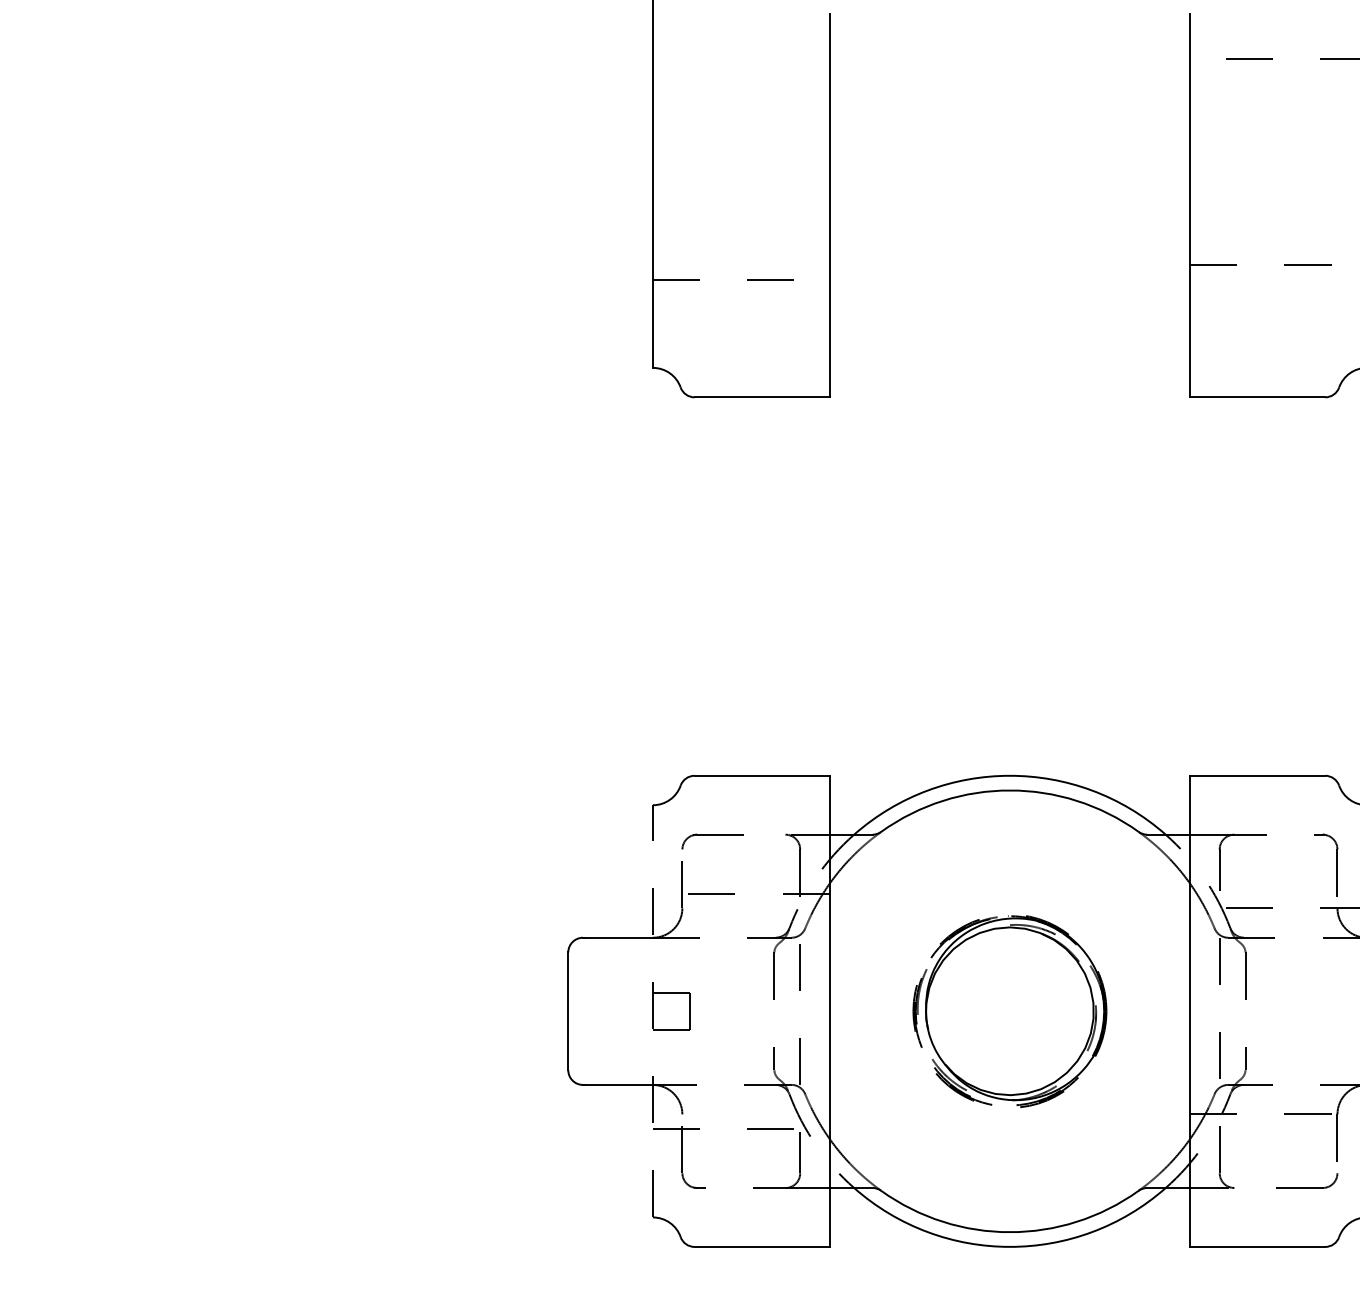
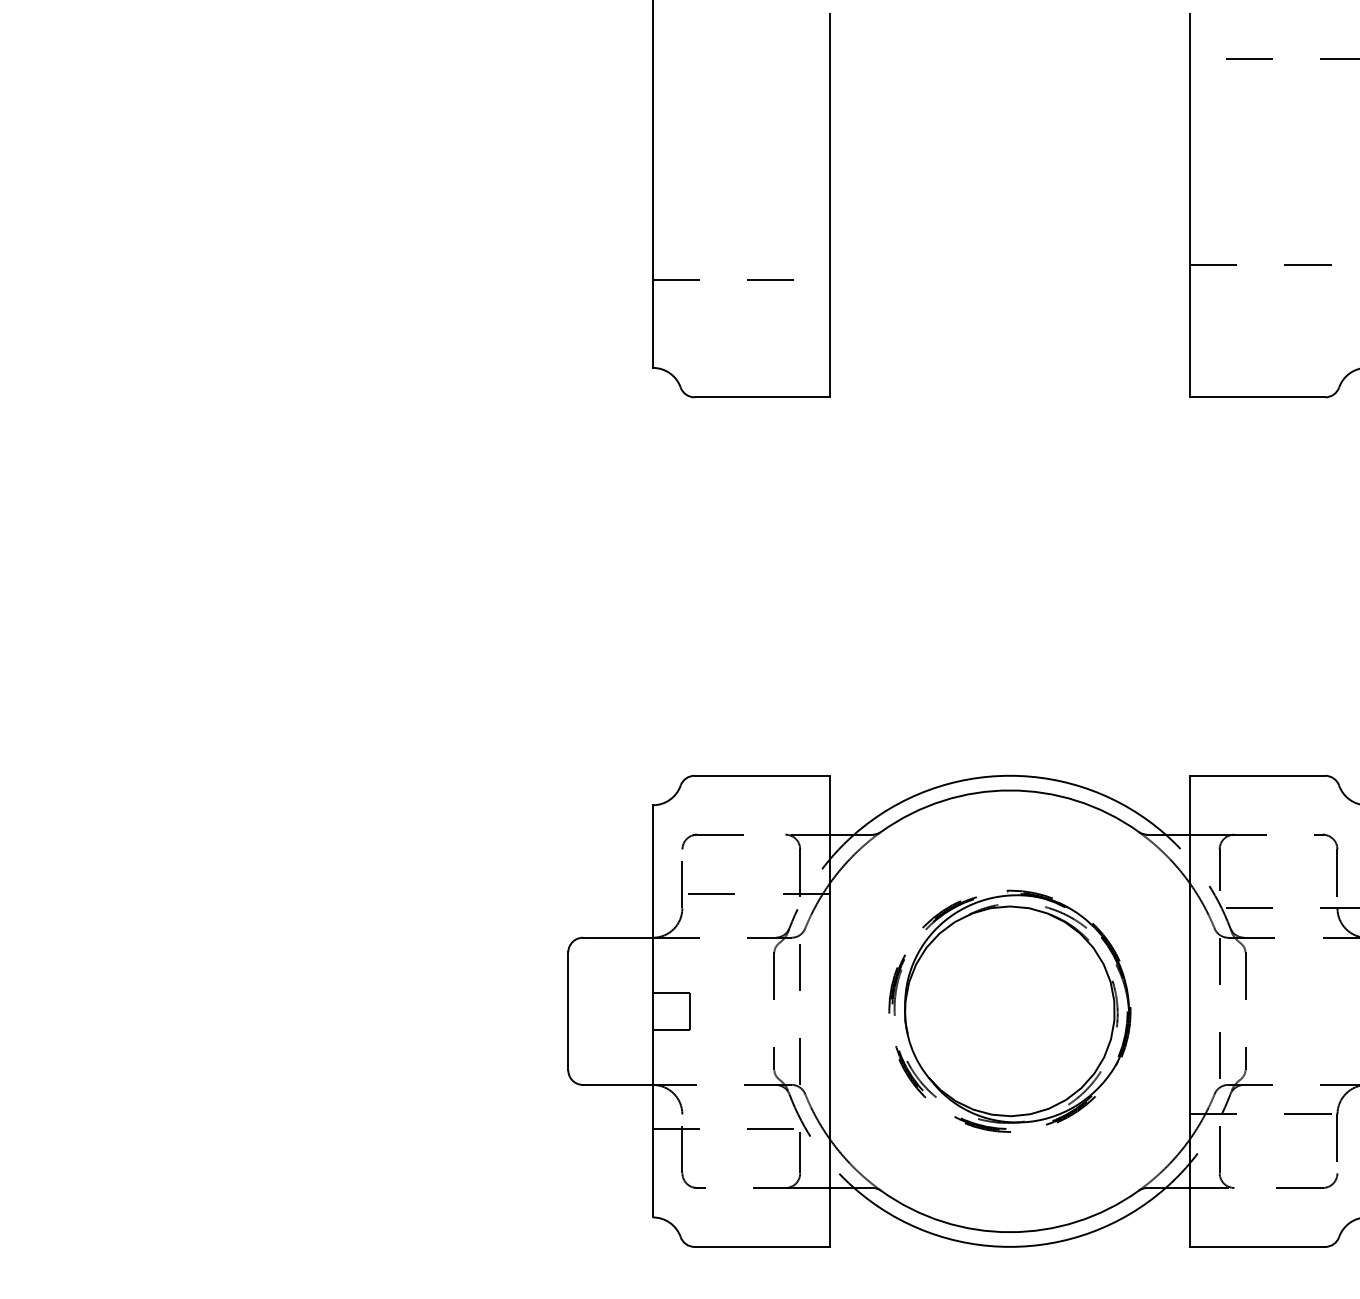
line: dashed -> solid (652, 1010)
part size: 196x193 px -> 244x244 px (1009, 1010)
